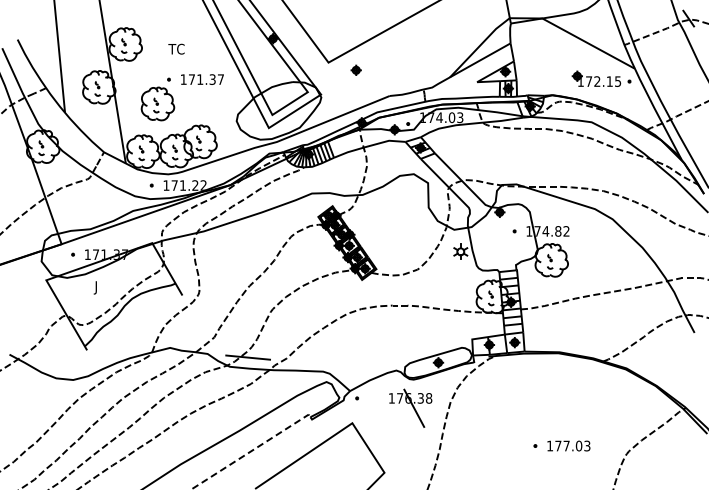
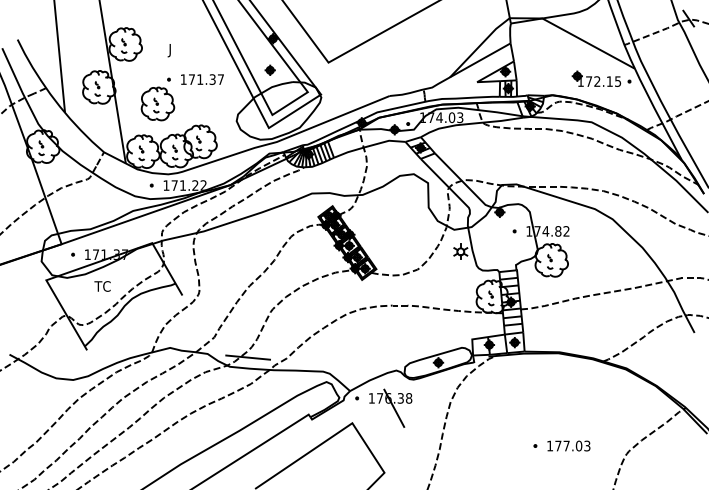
text: TC -> J (175, 50)
part position: (355, 69) -> (269, 69) (269, 69)
text: J -> TC (101, 287)
part position: (410, 407) -> (390, 407) (390, 407)
line: dashed -> solid (252, 450)
